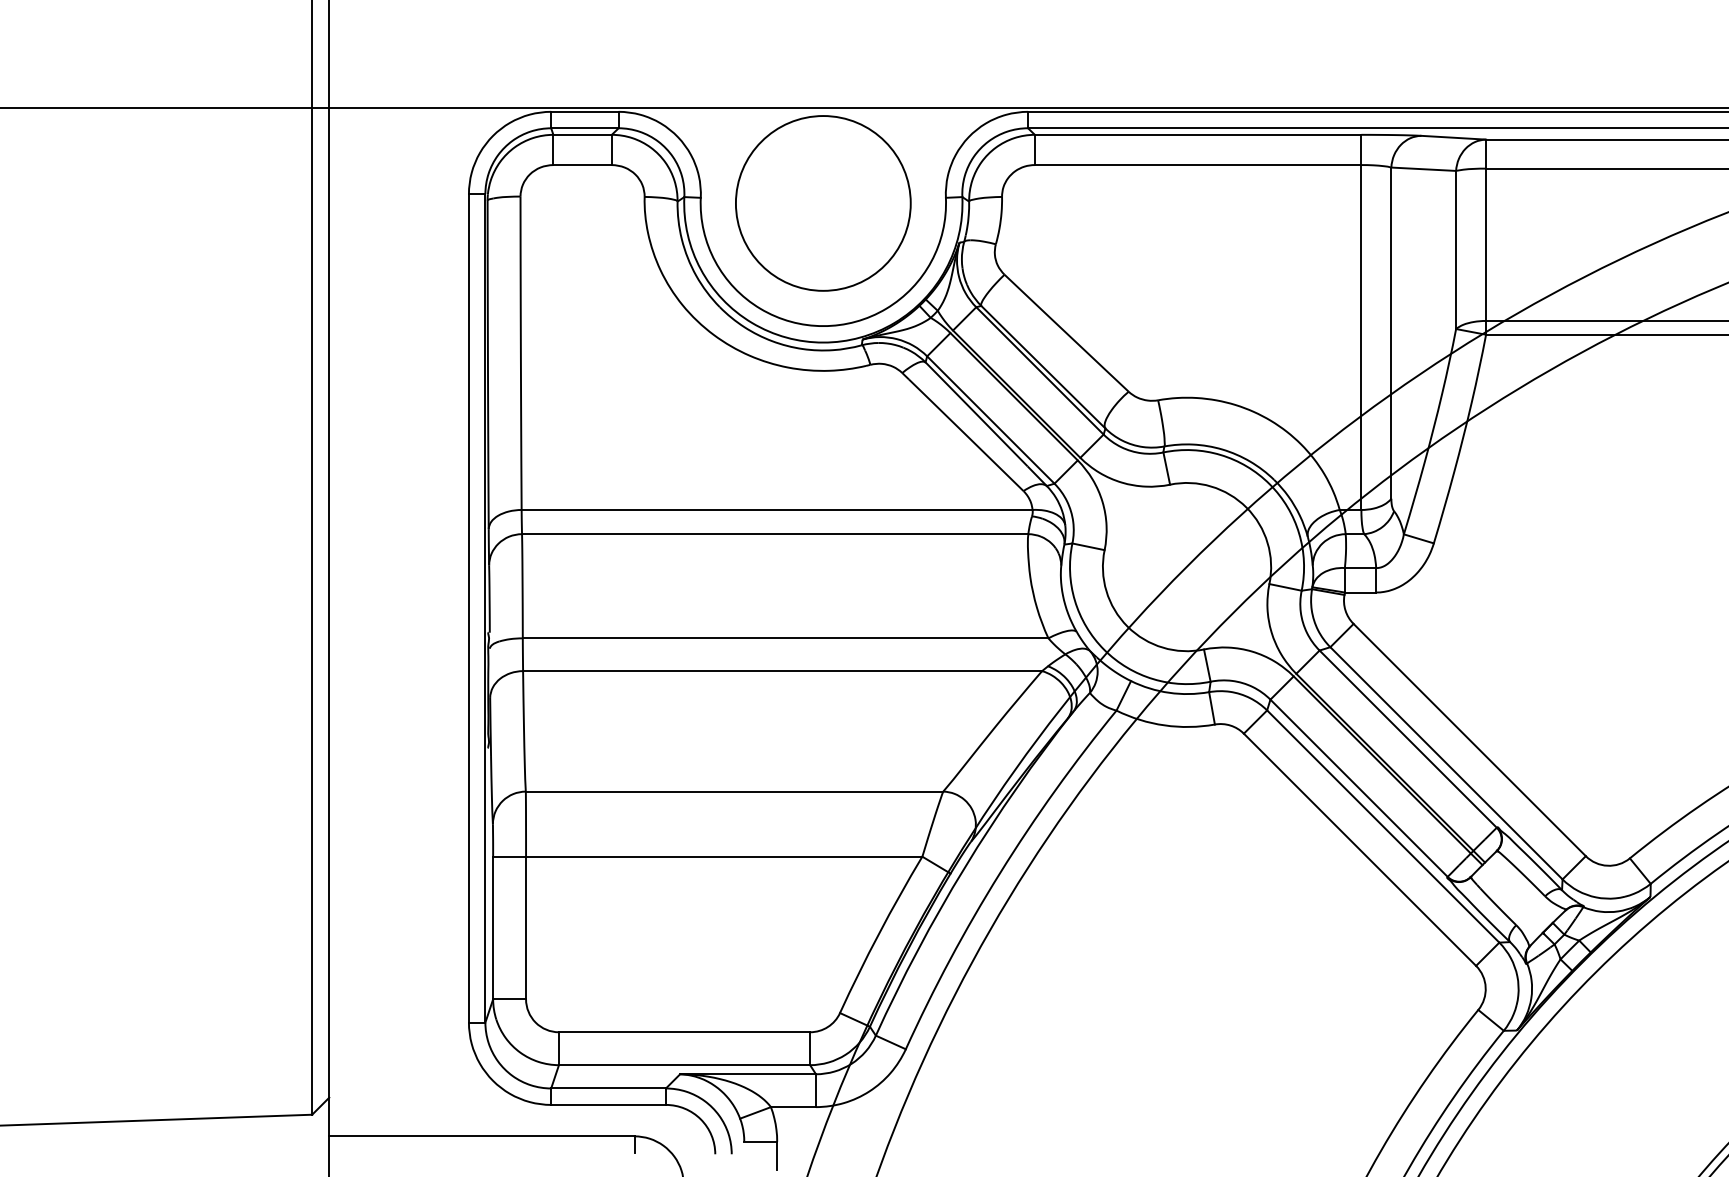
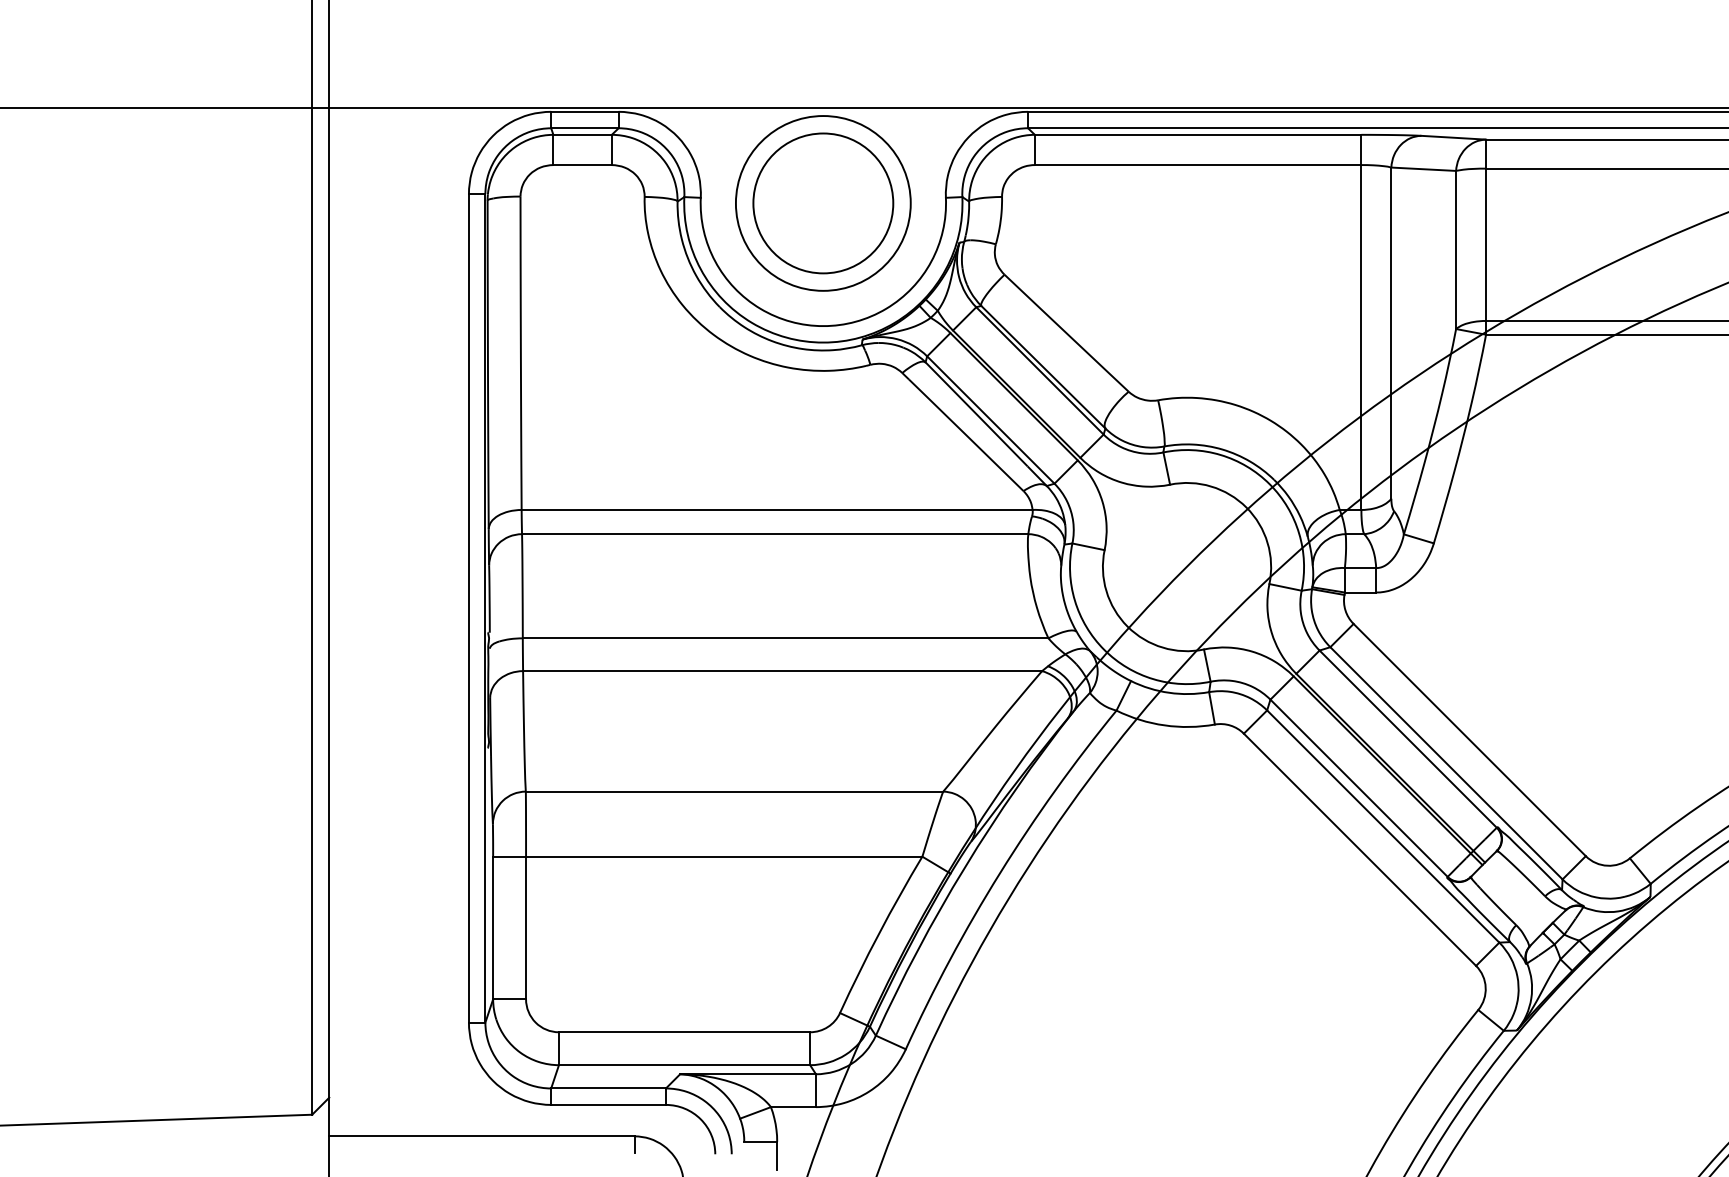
circle: none -> present (823, 203)
